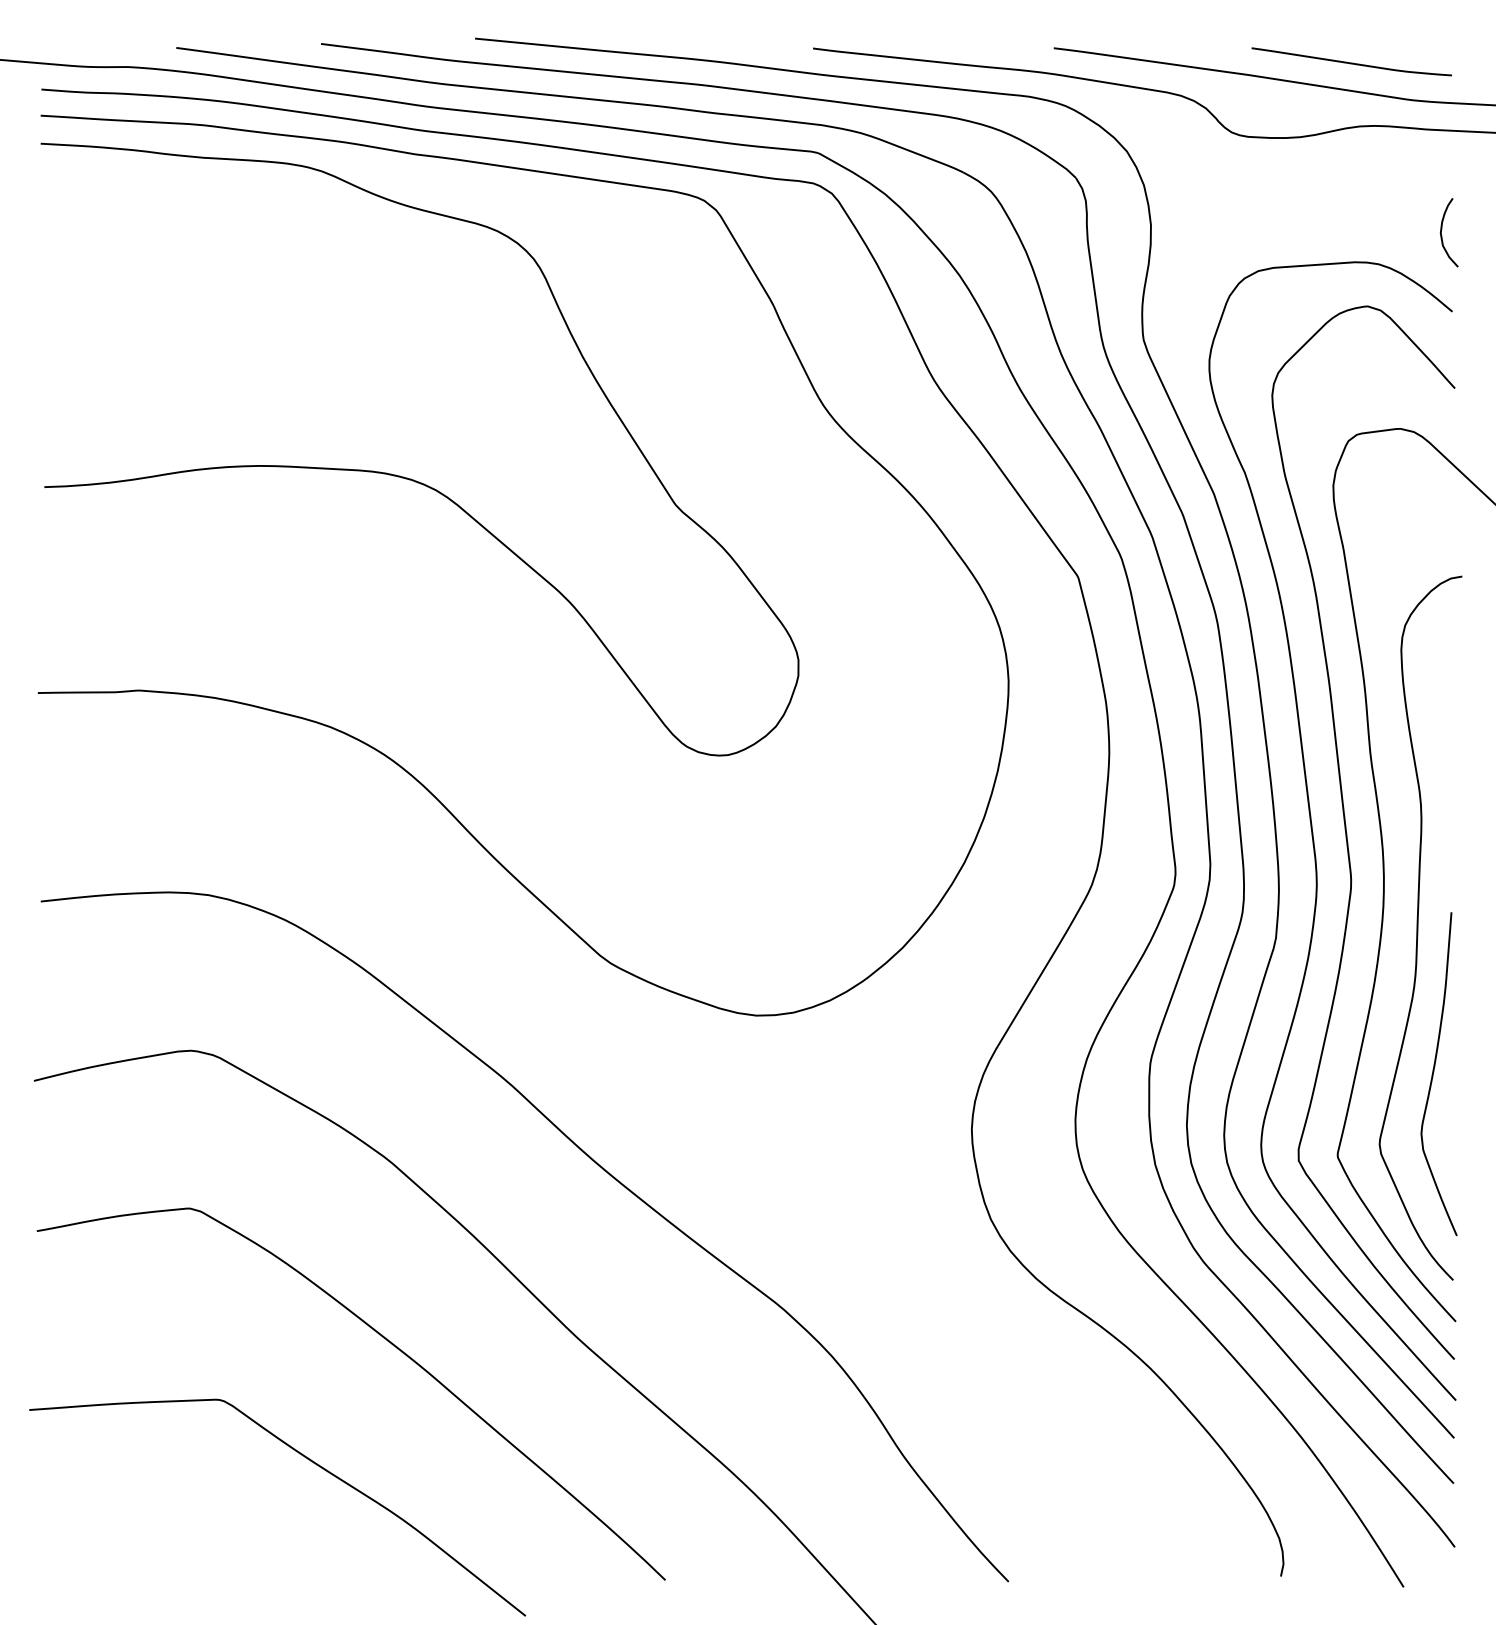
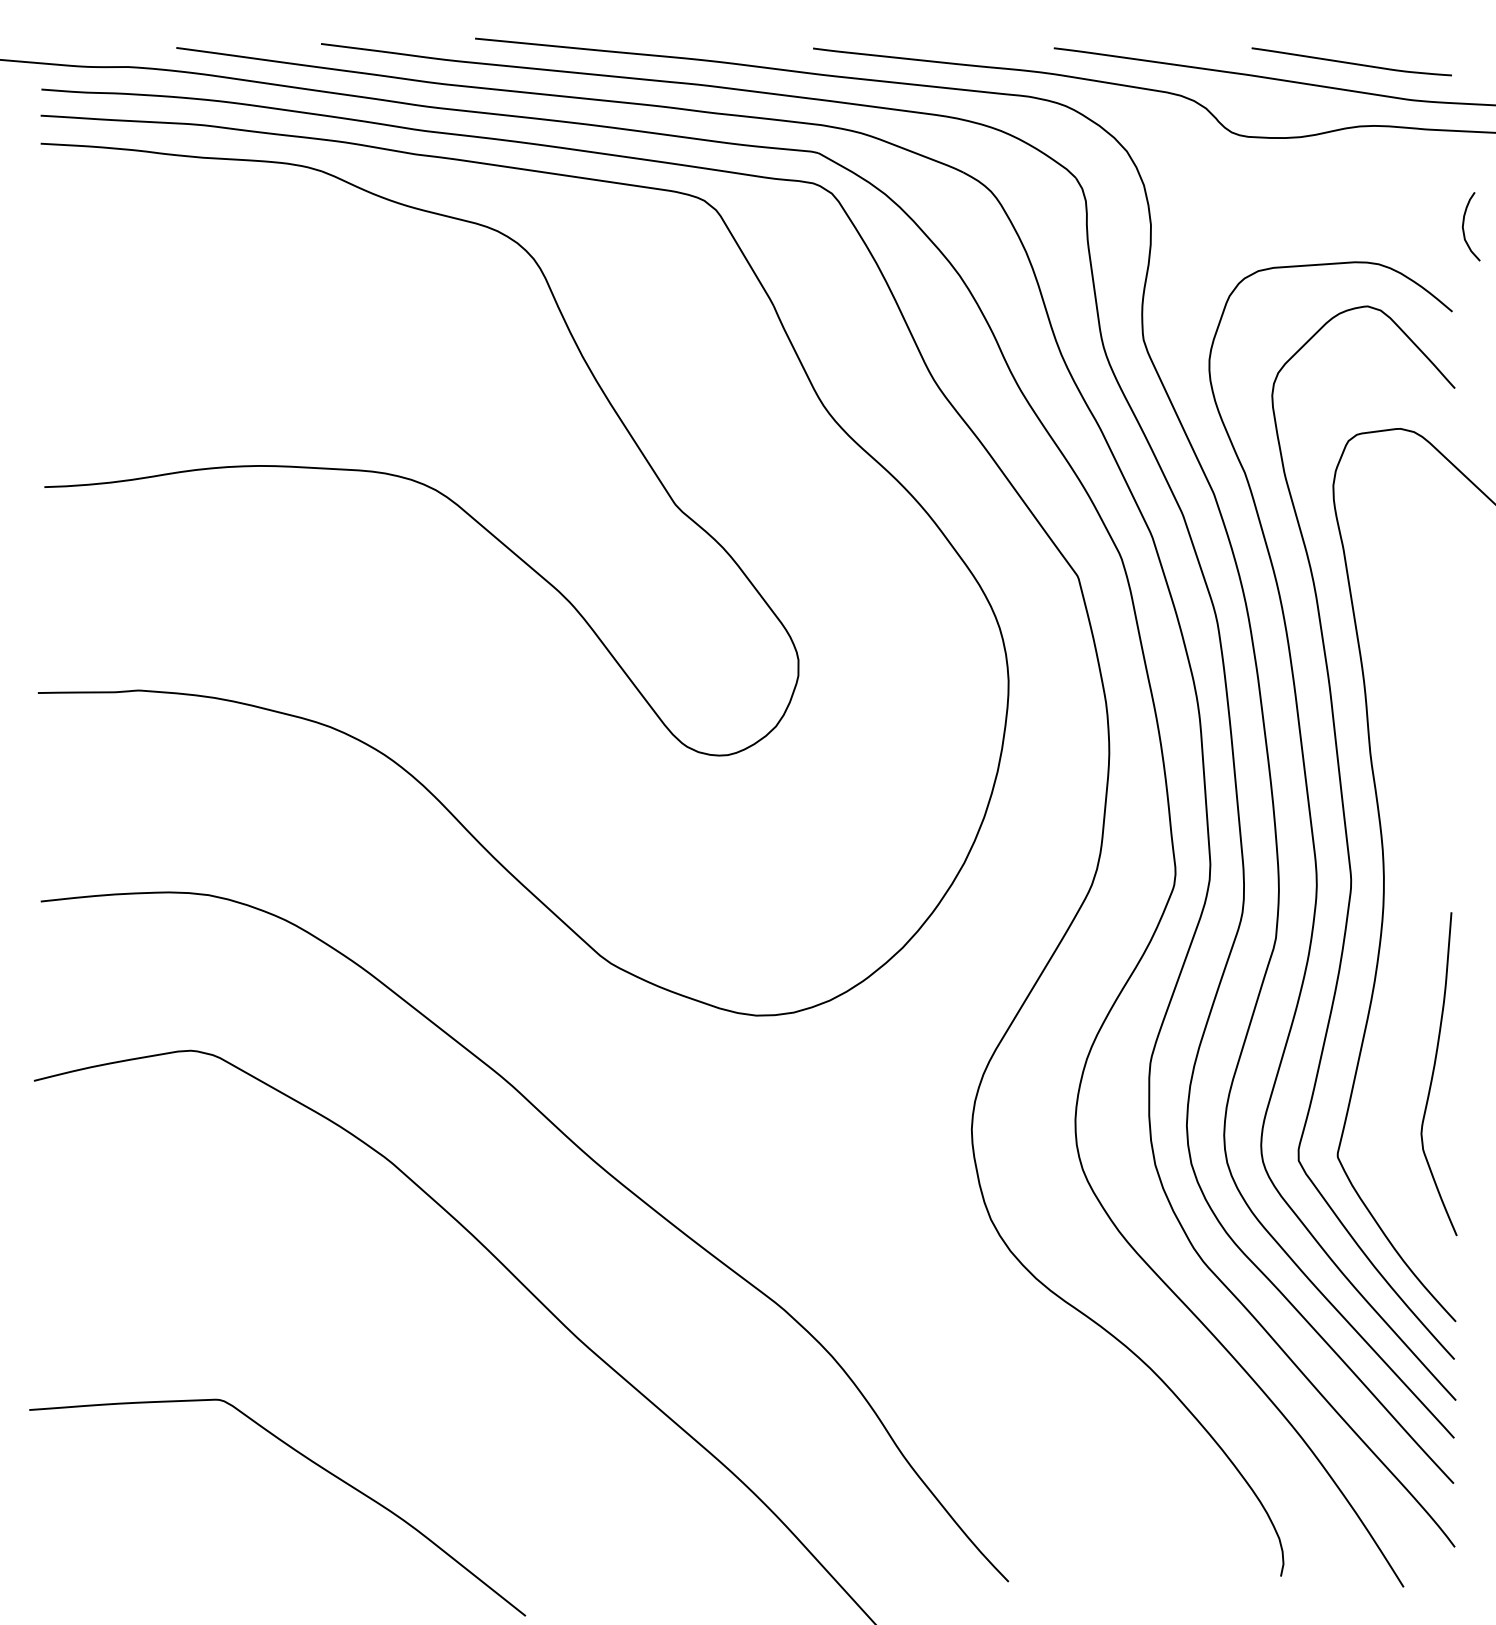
curve position: (1442, 229) -> (1464, 223) (1464, 223)
curve: present -> none (1418, 927)
curve: present -> none (388, 1342)
